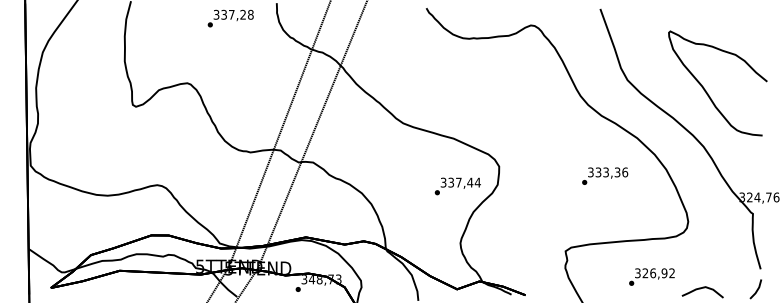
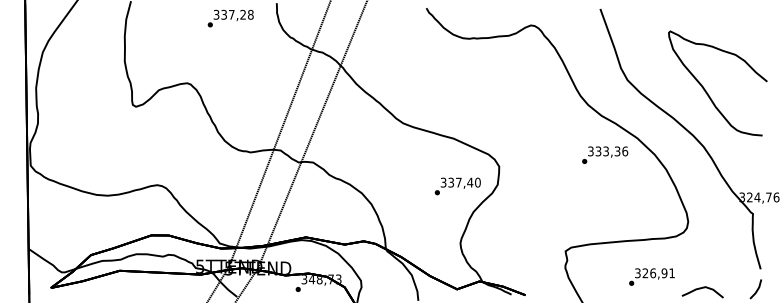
text position: (605, 175) -> (605, 154) (605, 154)
text: 337,44 -> 337,40 (477, 182)
text: 326,92 -> 326,91 (671, 273)
